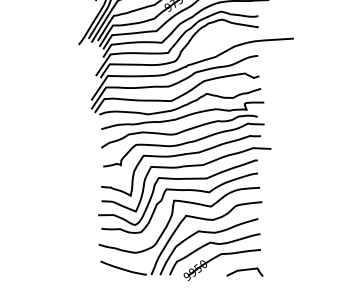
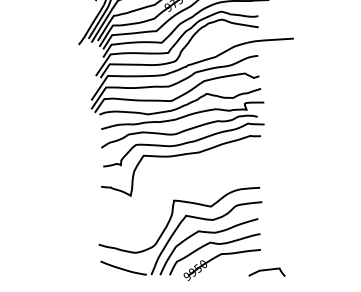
part: present -> none (184, 190)
curve position: (244, 270) -> (266, 270) (266, 270)
